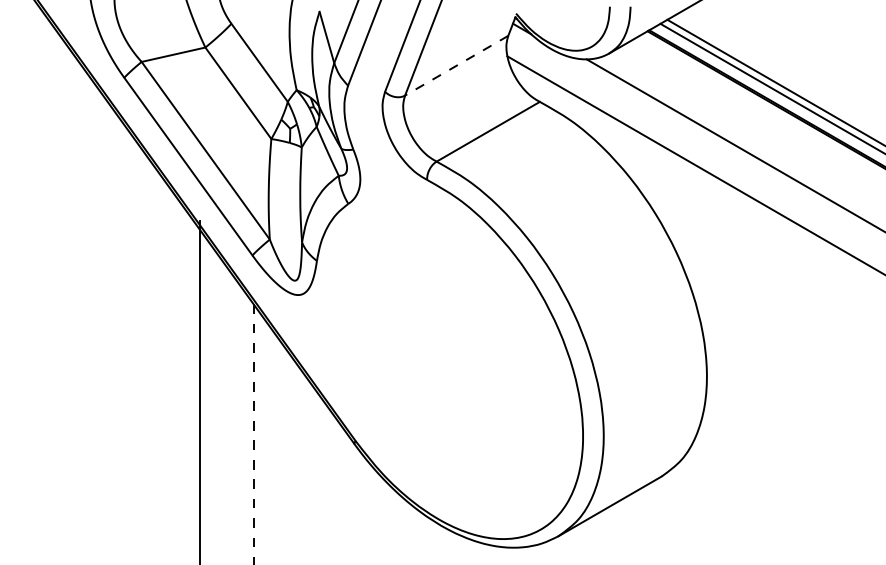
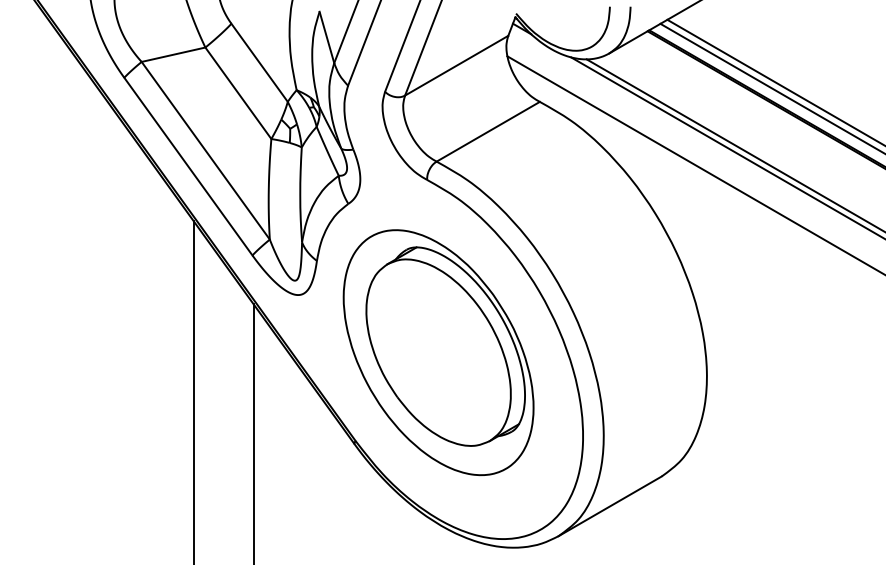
line: dashed -> solid (456, 65)
line: none -> present (726, 147)
part: none -> present (438, 352)
line position: (199, 391) -> (193, 391) (193, 391)
line: dashed -> solid (253, 434)
